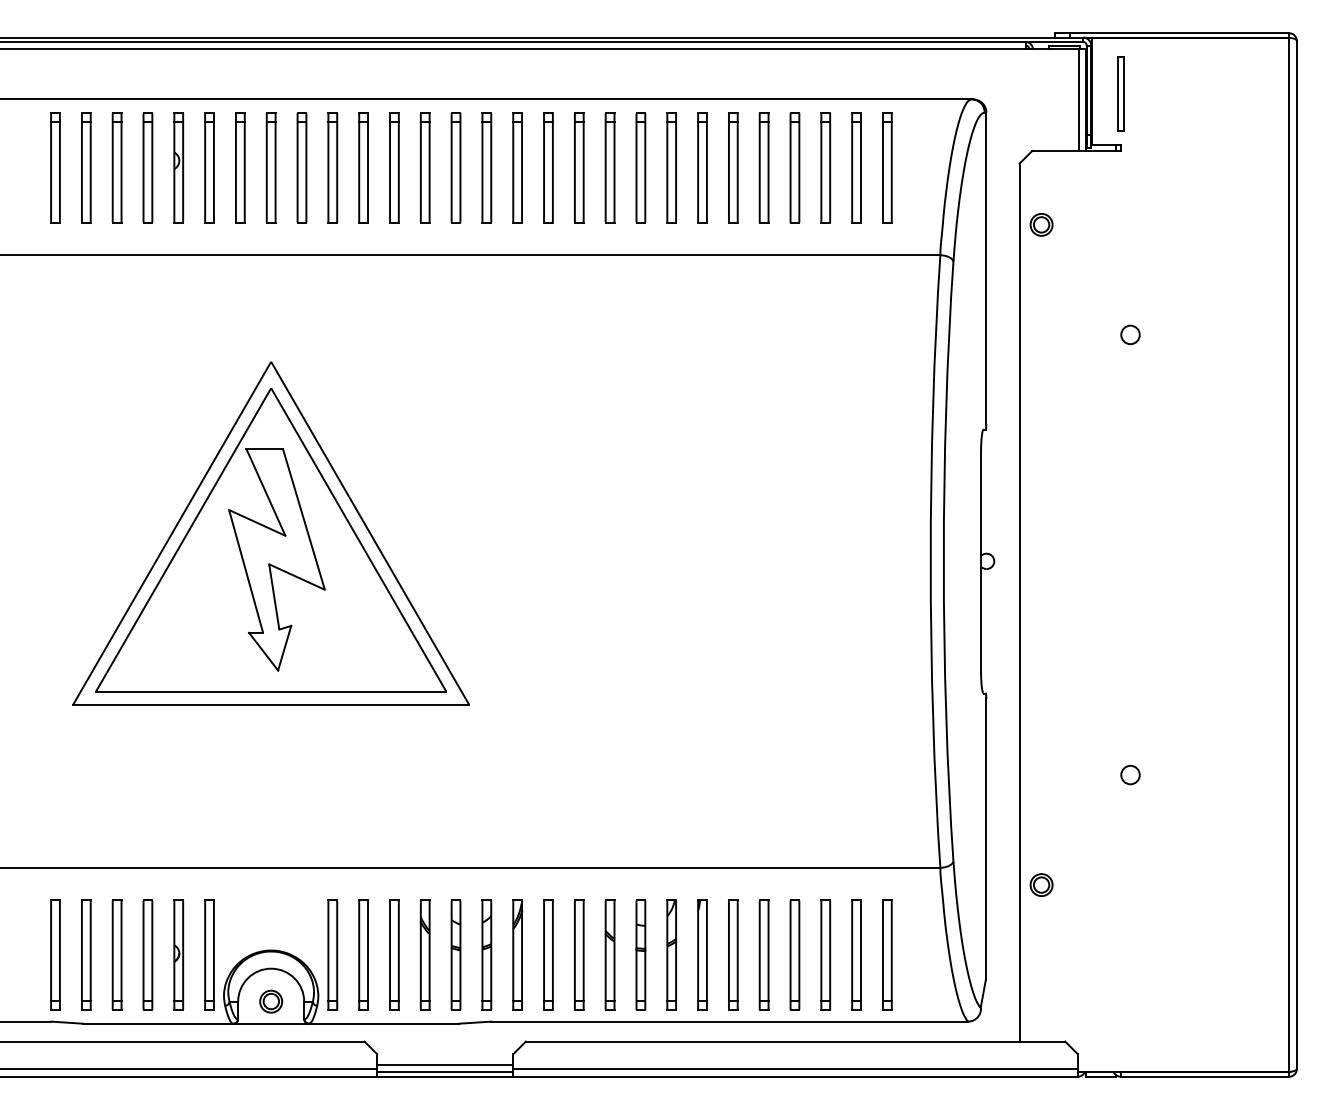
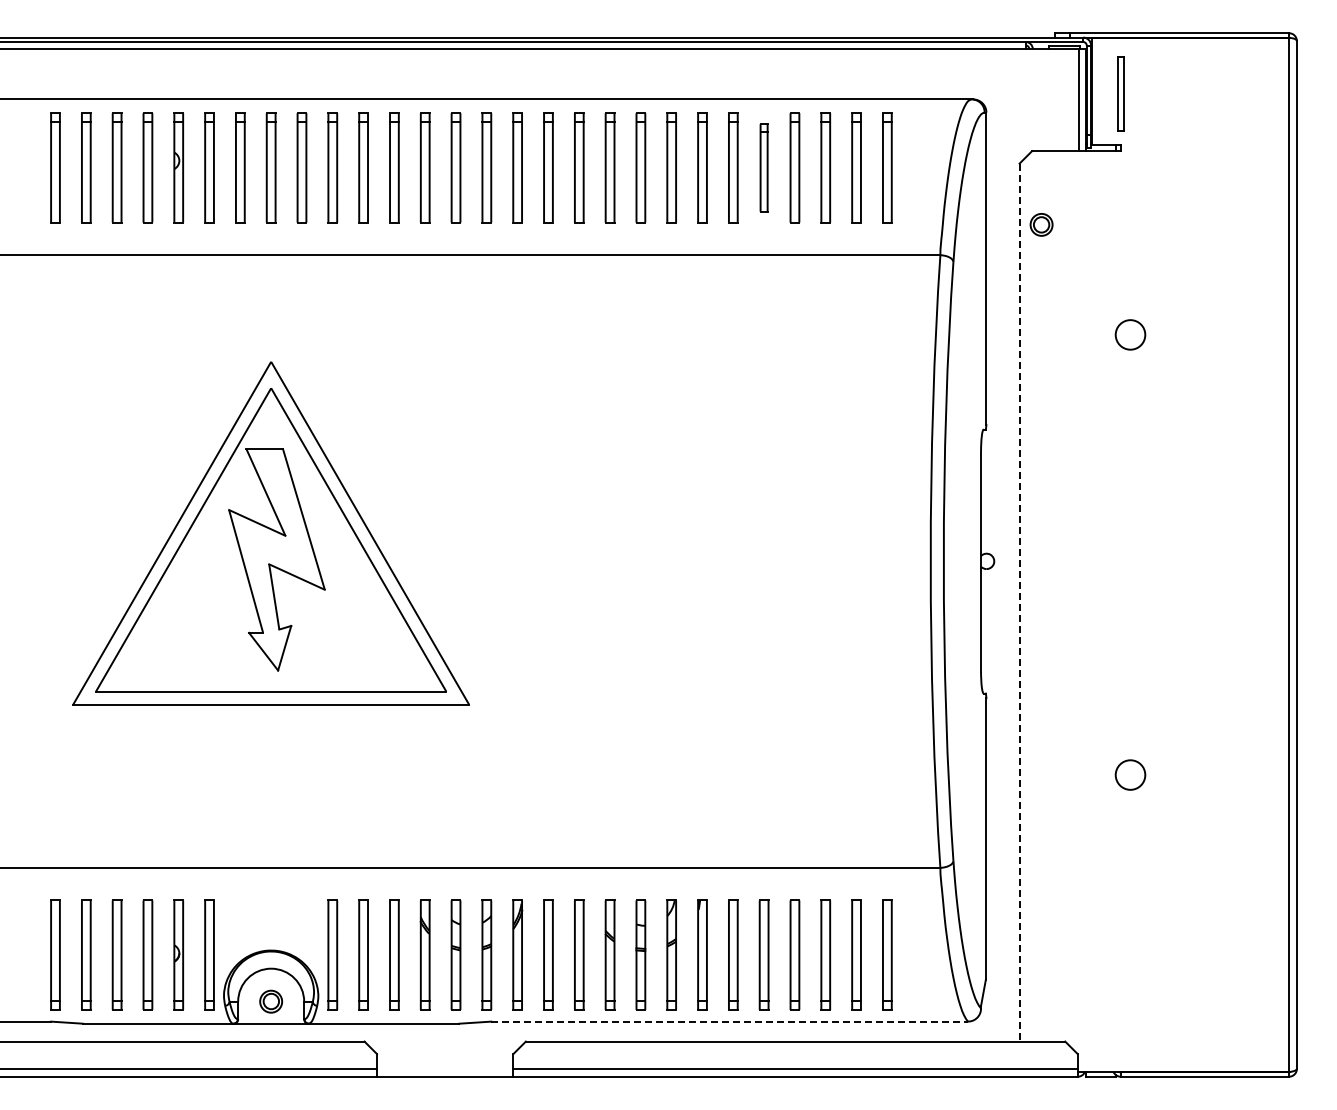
part size: 12x112 px -> 10x90 px (763, 167)
circle diameter: 18 px -> 30 px (1130, 334)
line: solid -> dashed (1019, 602)
circle diameter: 18 px -> 30 px (1130, 774)
part: present -> none (1041, 884)
line: solid -> dashed (730, 1021)
line: present -> none (444, 1065)
line: present -> none (444, 1072)
